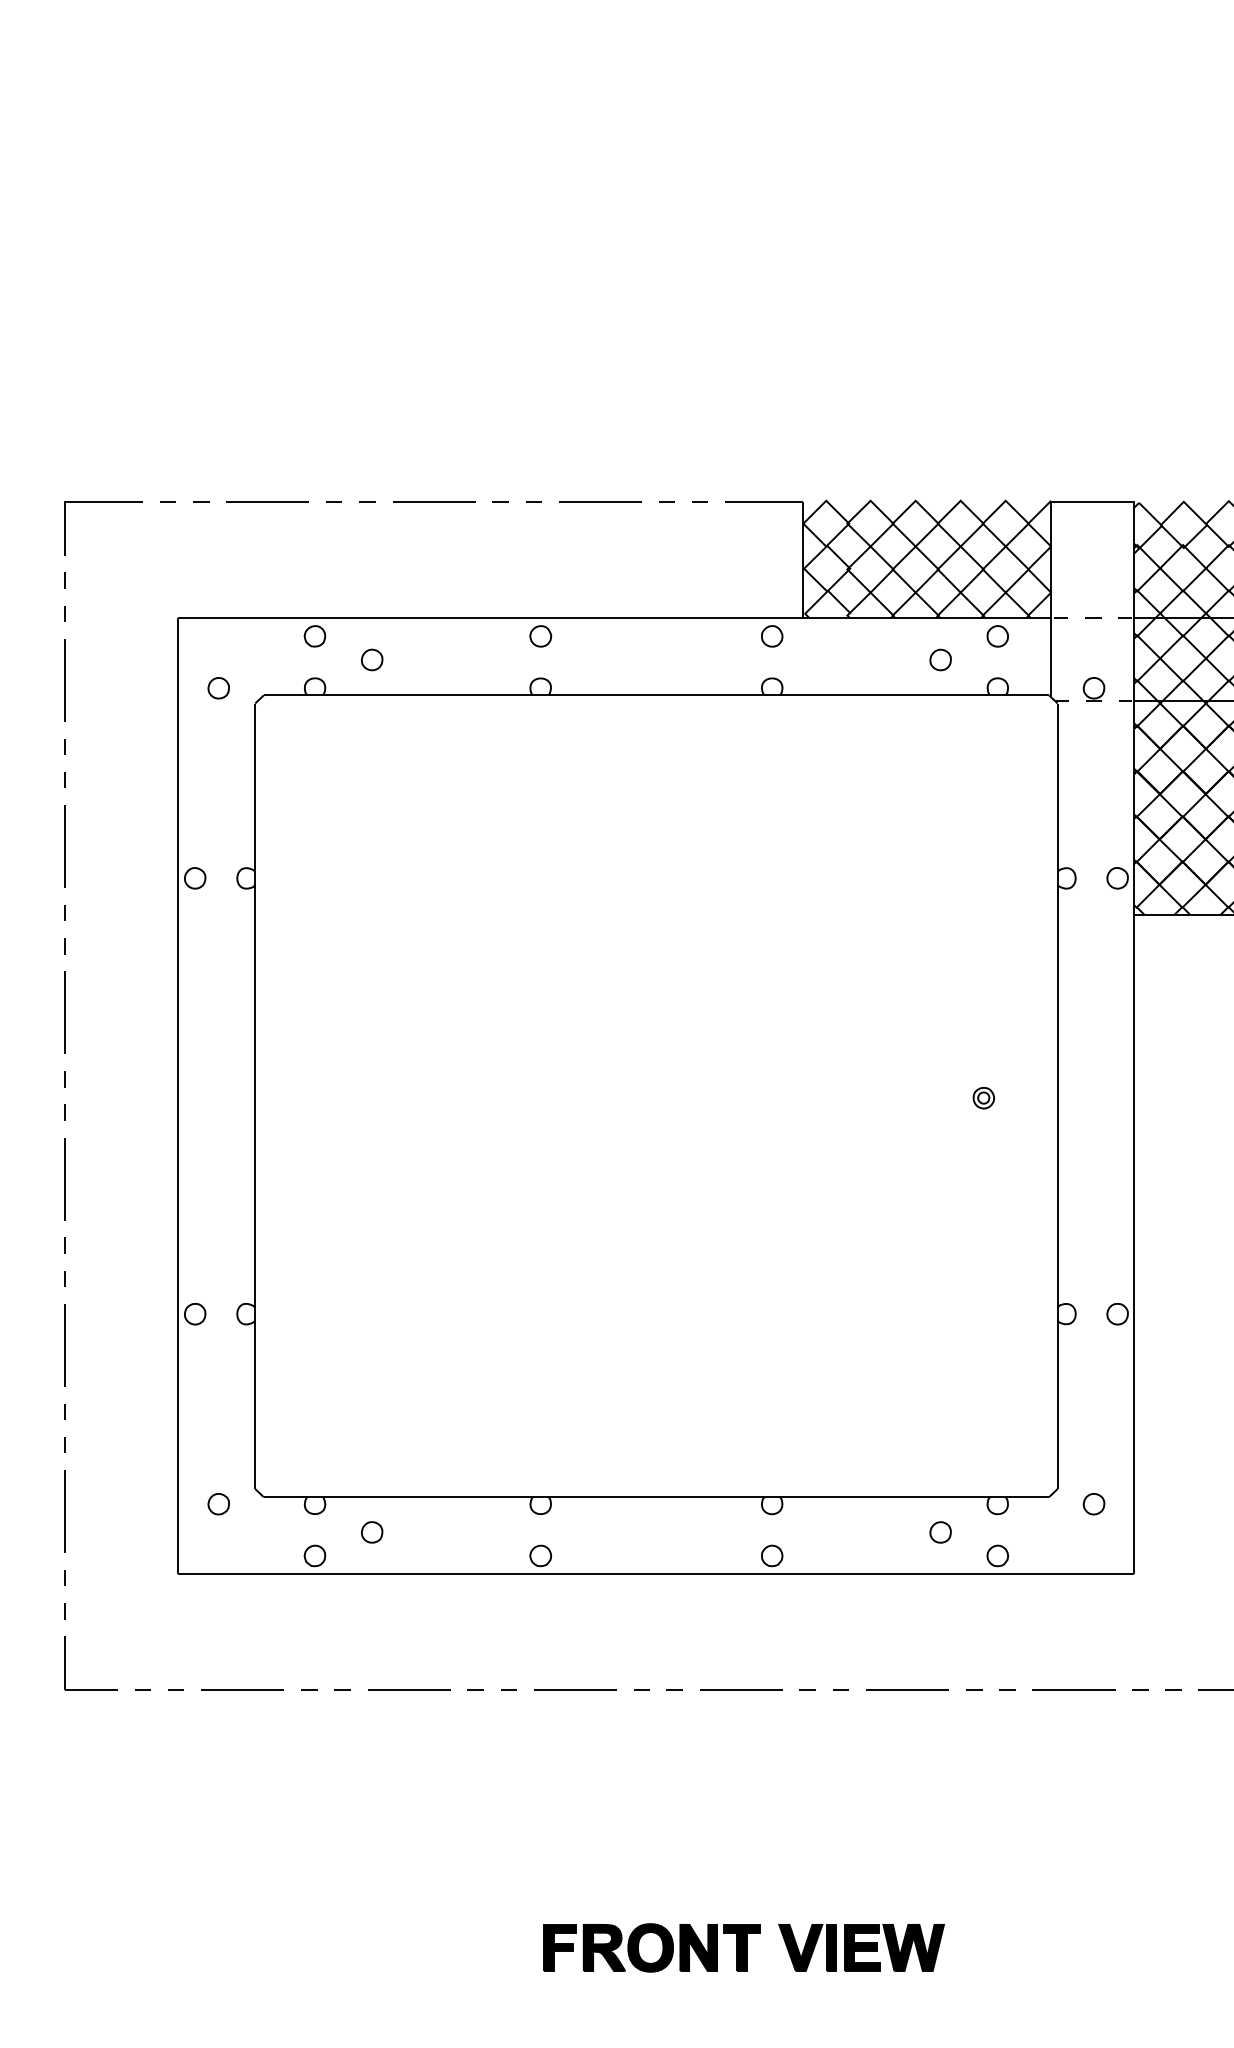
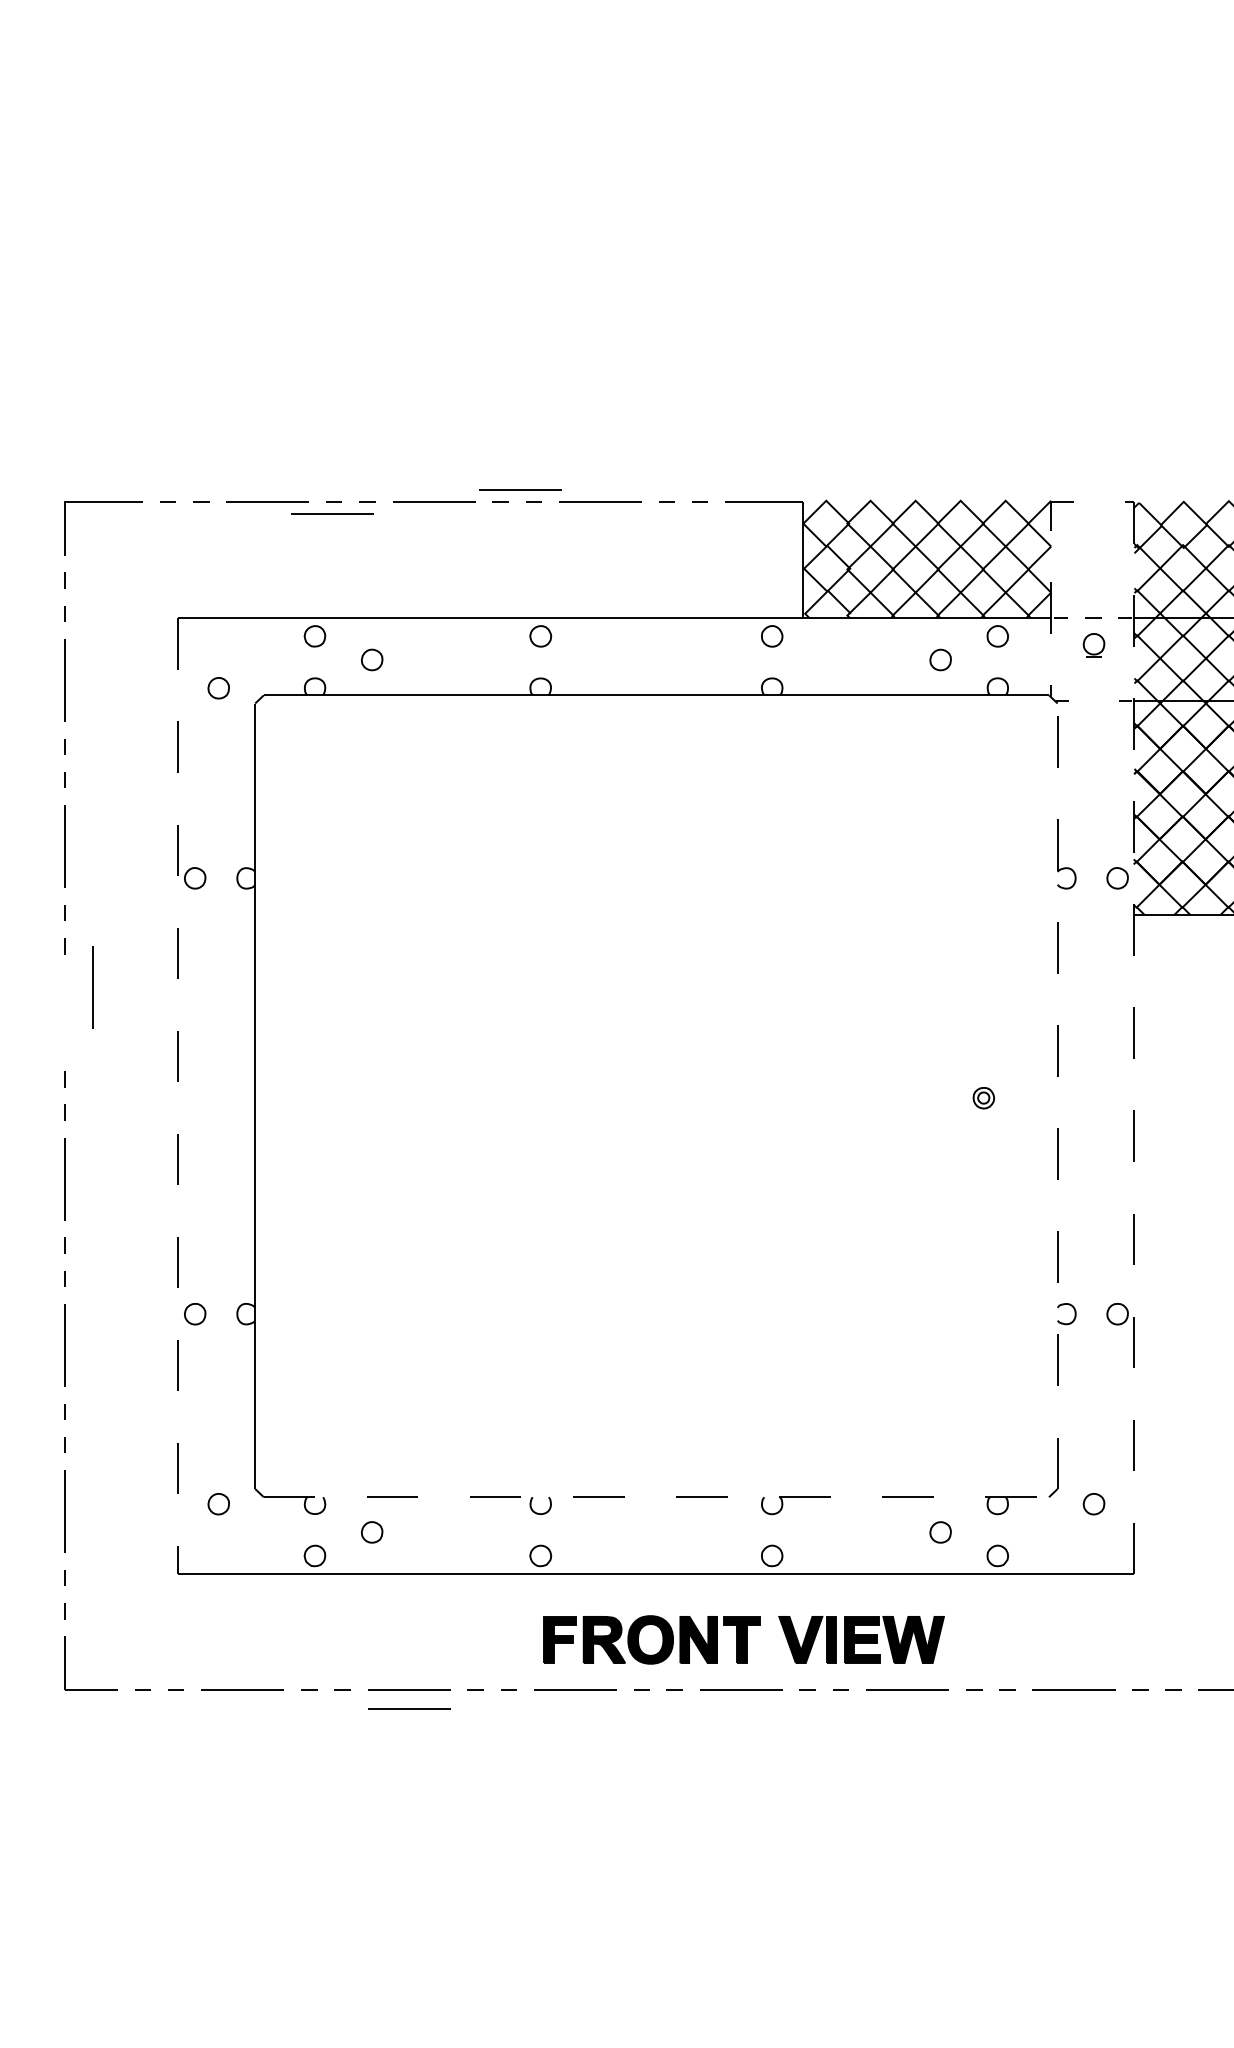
line: none -> present (520, 489)
line: none -> present (332, 513)
part position: (1093, 689) -> (1093, 645) (1093, 645)
line: solid -> dashed (1134, 896)
line position: (64, 1012) -> (92, 987) (92, 987)
line: solid -> dashed (178, 1096)
line: solid -> dashed (1057, 1096)
line: solid -> dashed (656, 1497)
line: none -> present (409, 1708)
part position: (743, 1947) -> (743, 1639) (743, 1639)
